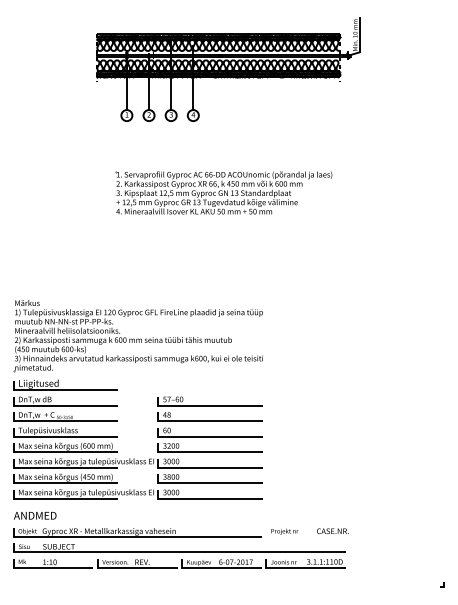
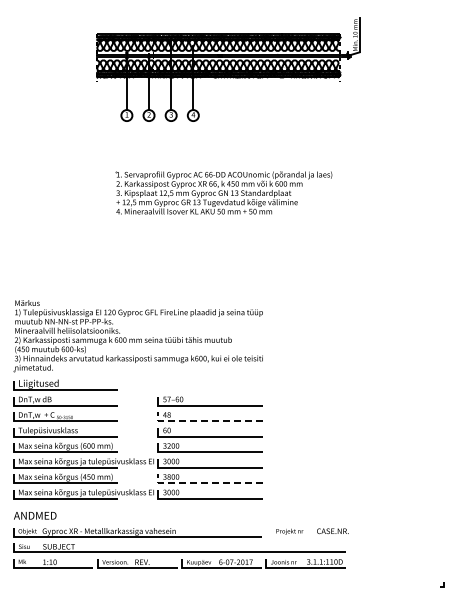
line: solid -> dashed (205, 421)
line: solid -> dashed (205, 483)
text position: (284, 531) -> (289, 531) (289, 531)
